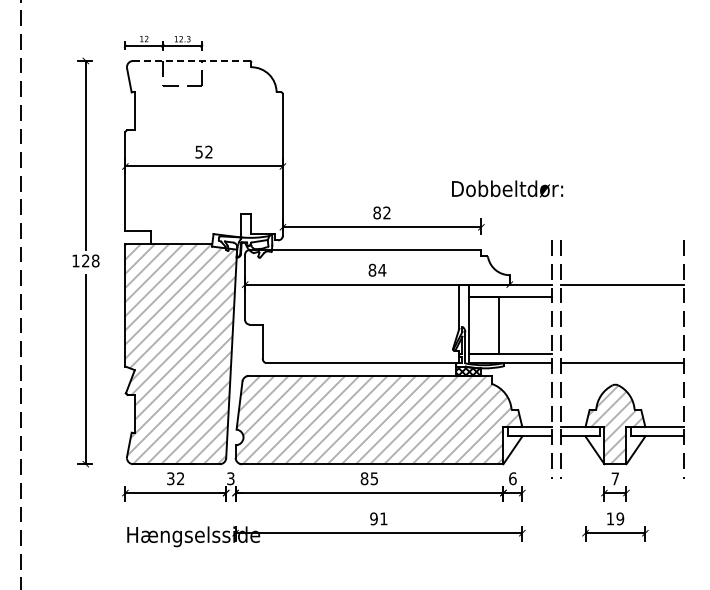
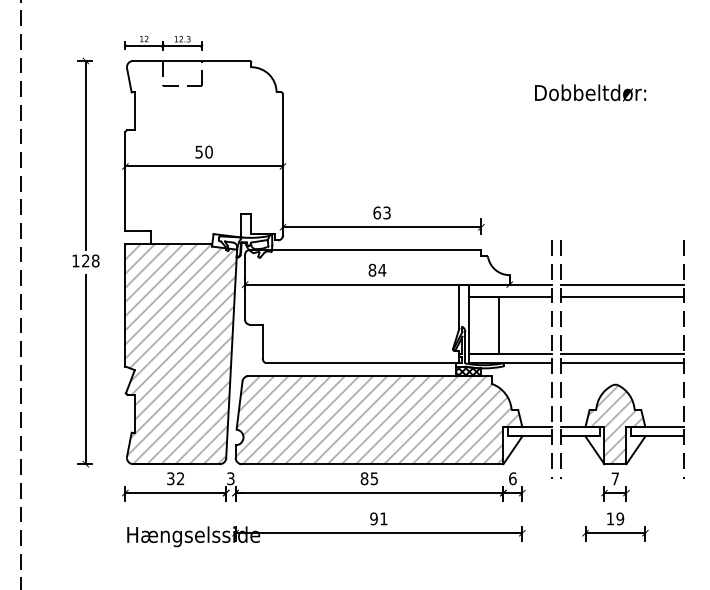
line: dashed -> solid (192, 60)
text: 52 -> 50 (208, 151)
text position: (507, 188) -> (590, 92) (590, 92)
text: 82 -> 63 (381, 212)
line: none -> present (622, 297)
line: none -> present (622, 353)
